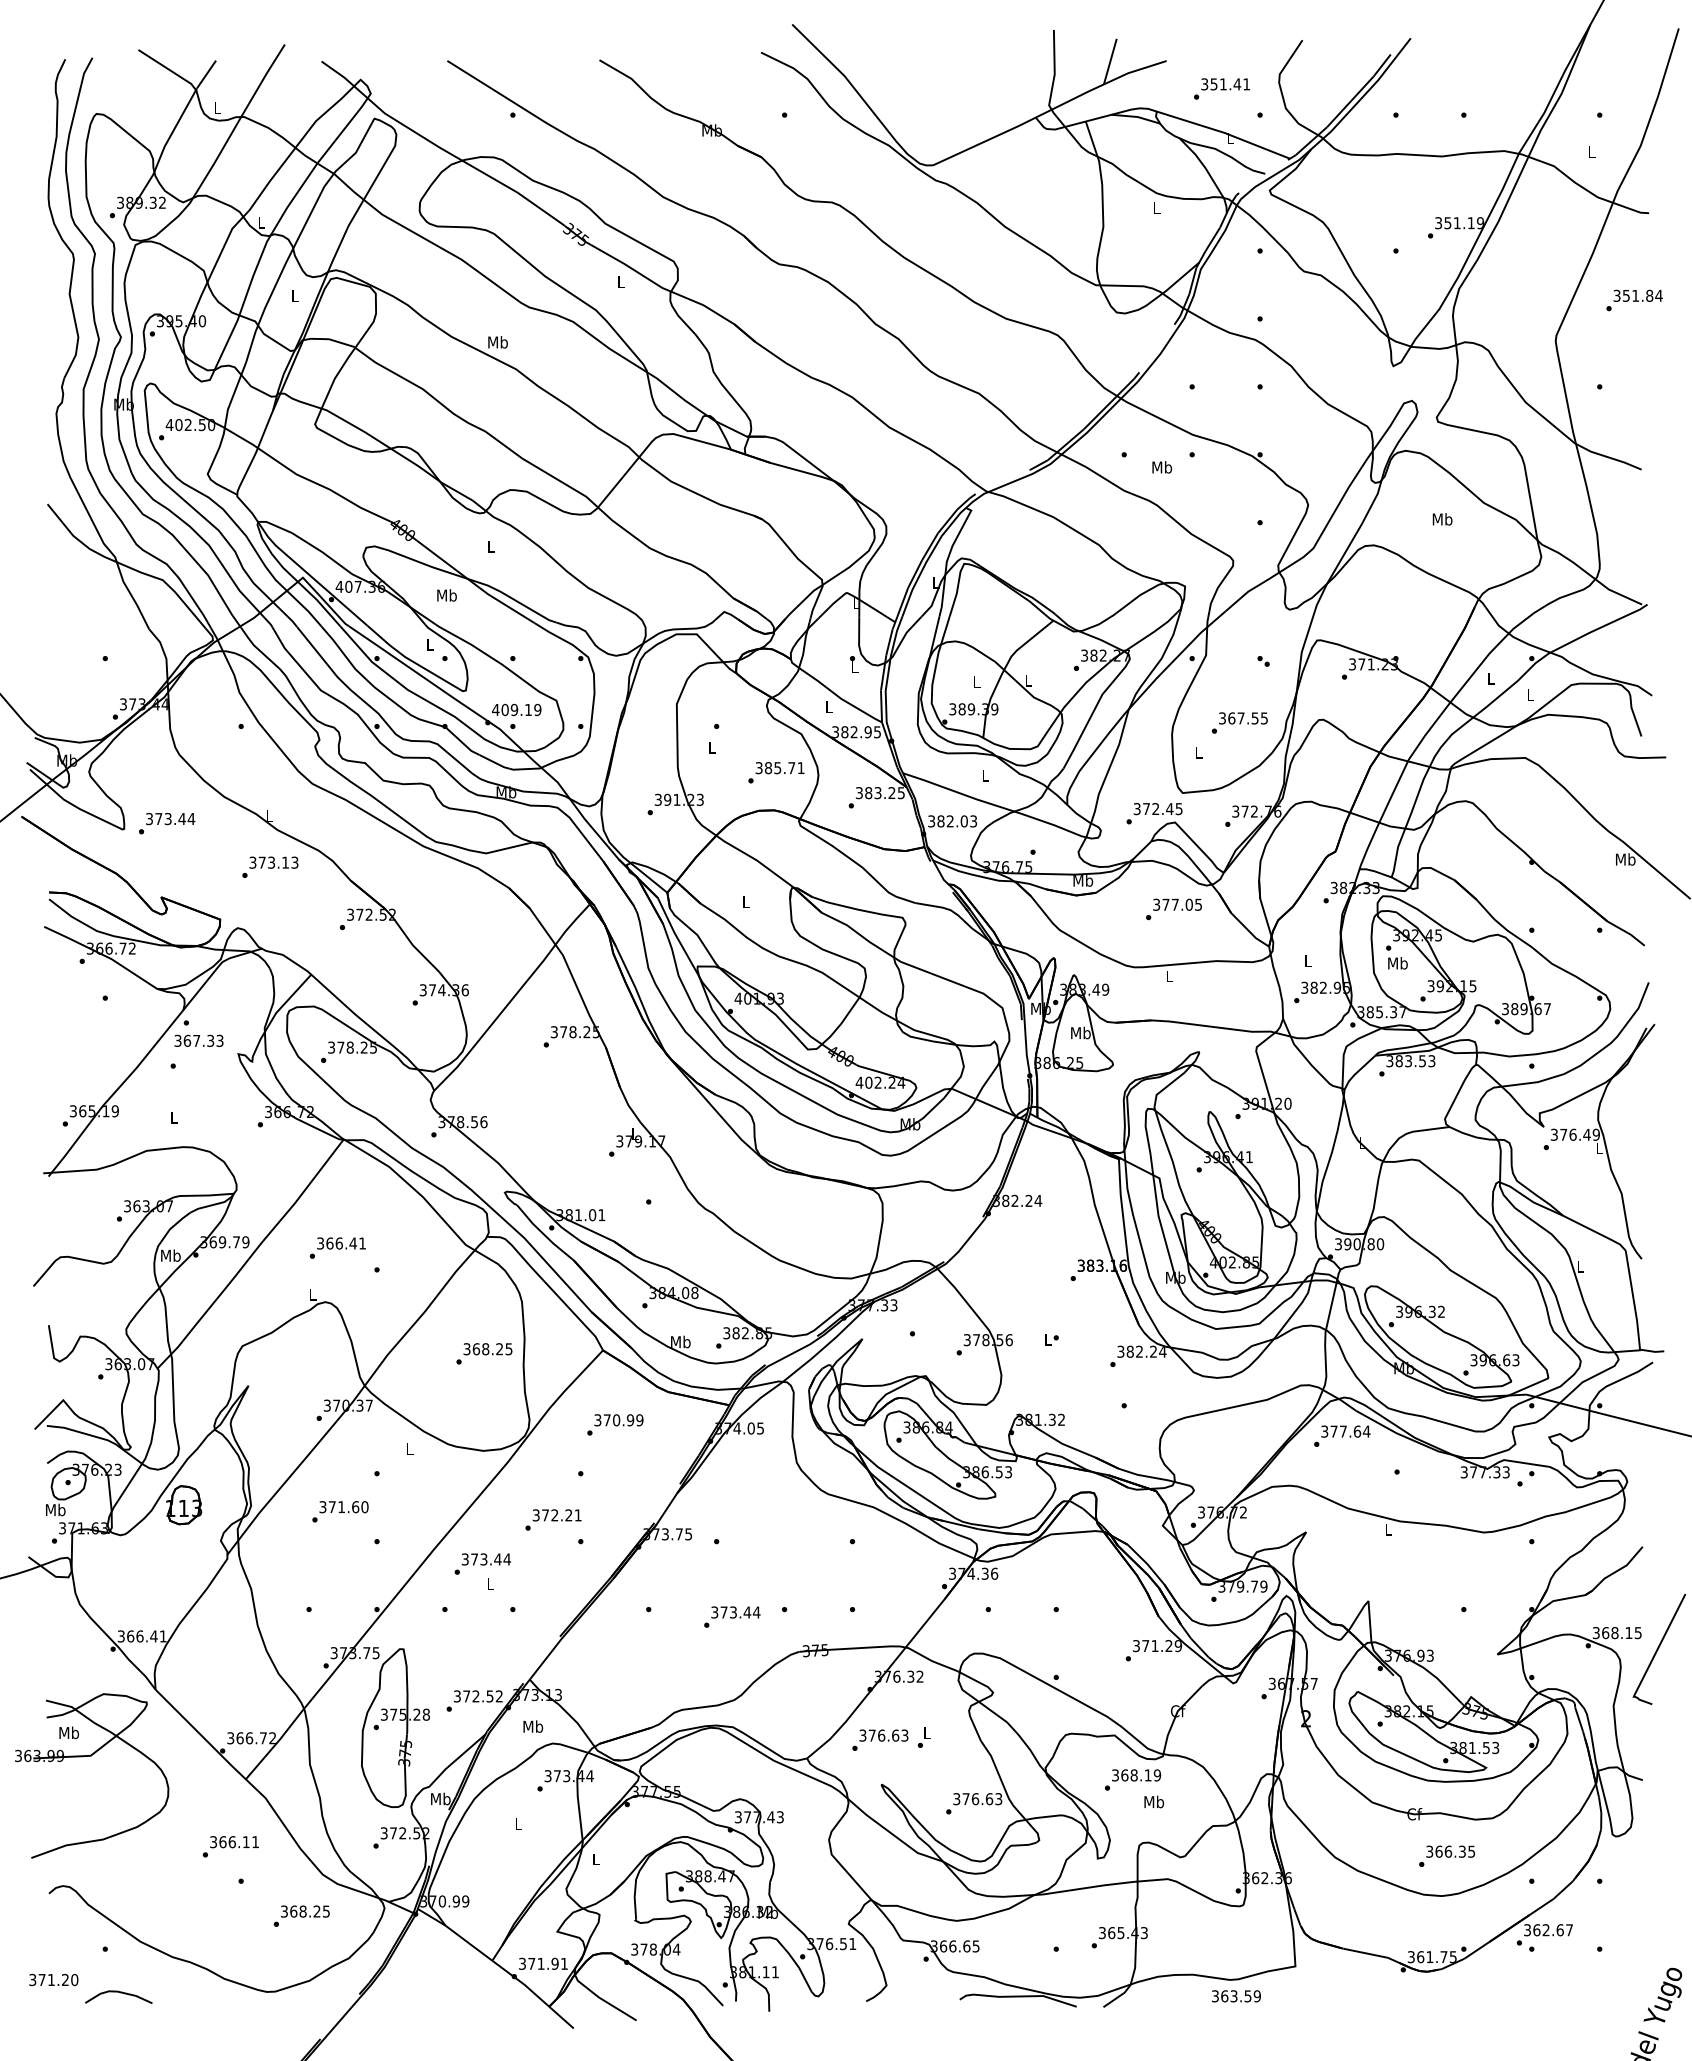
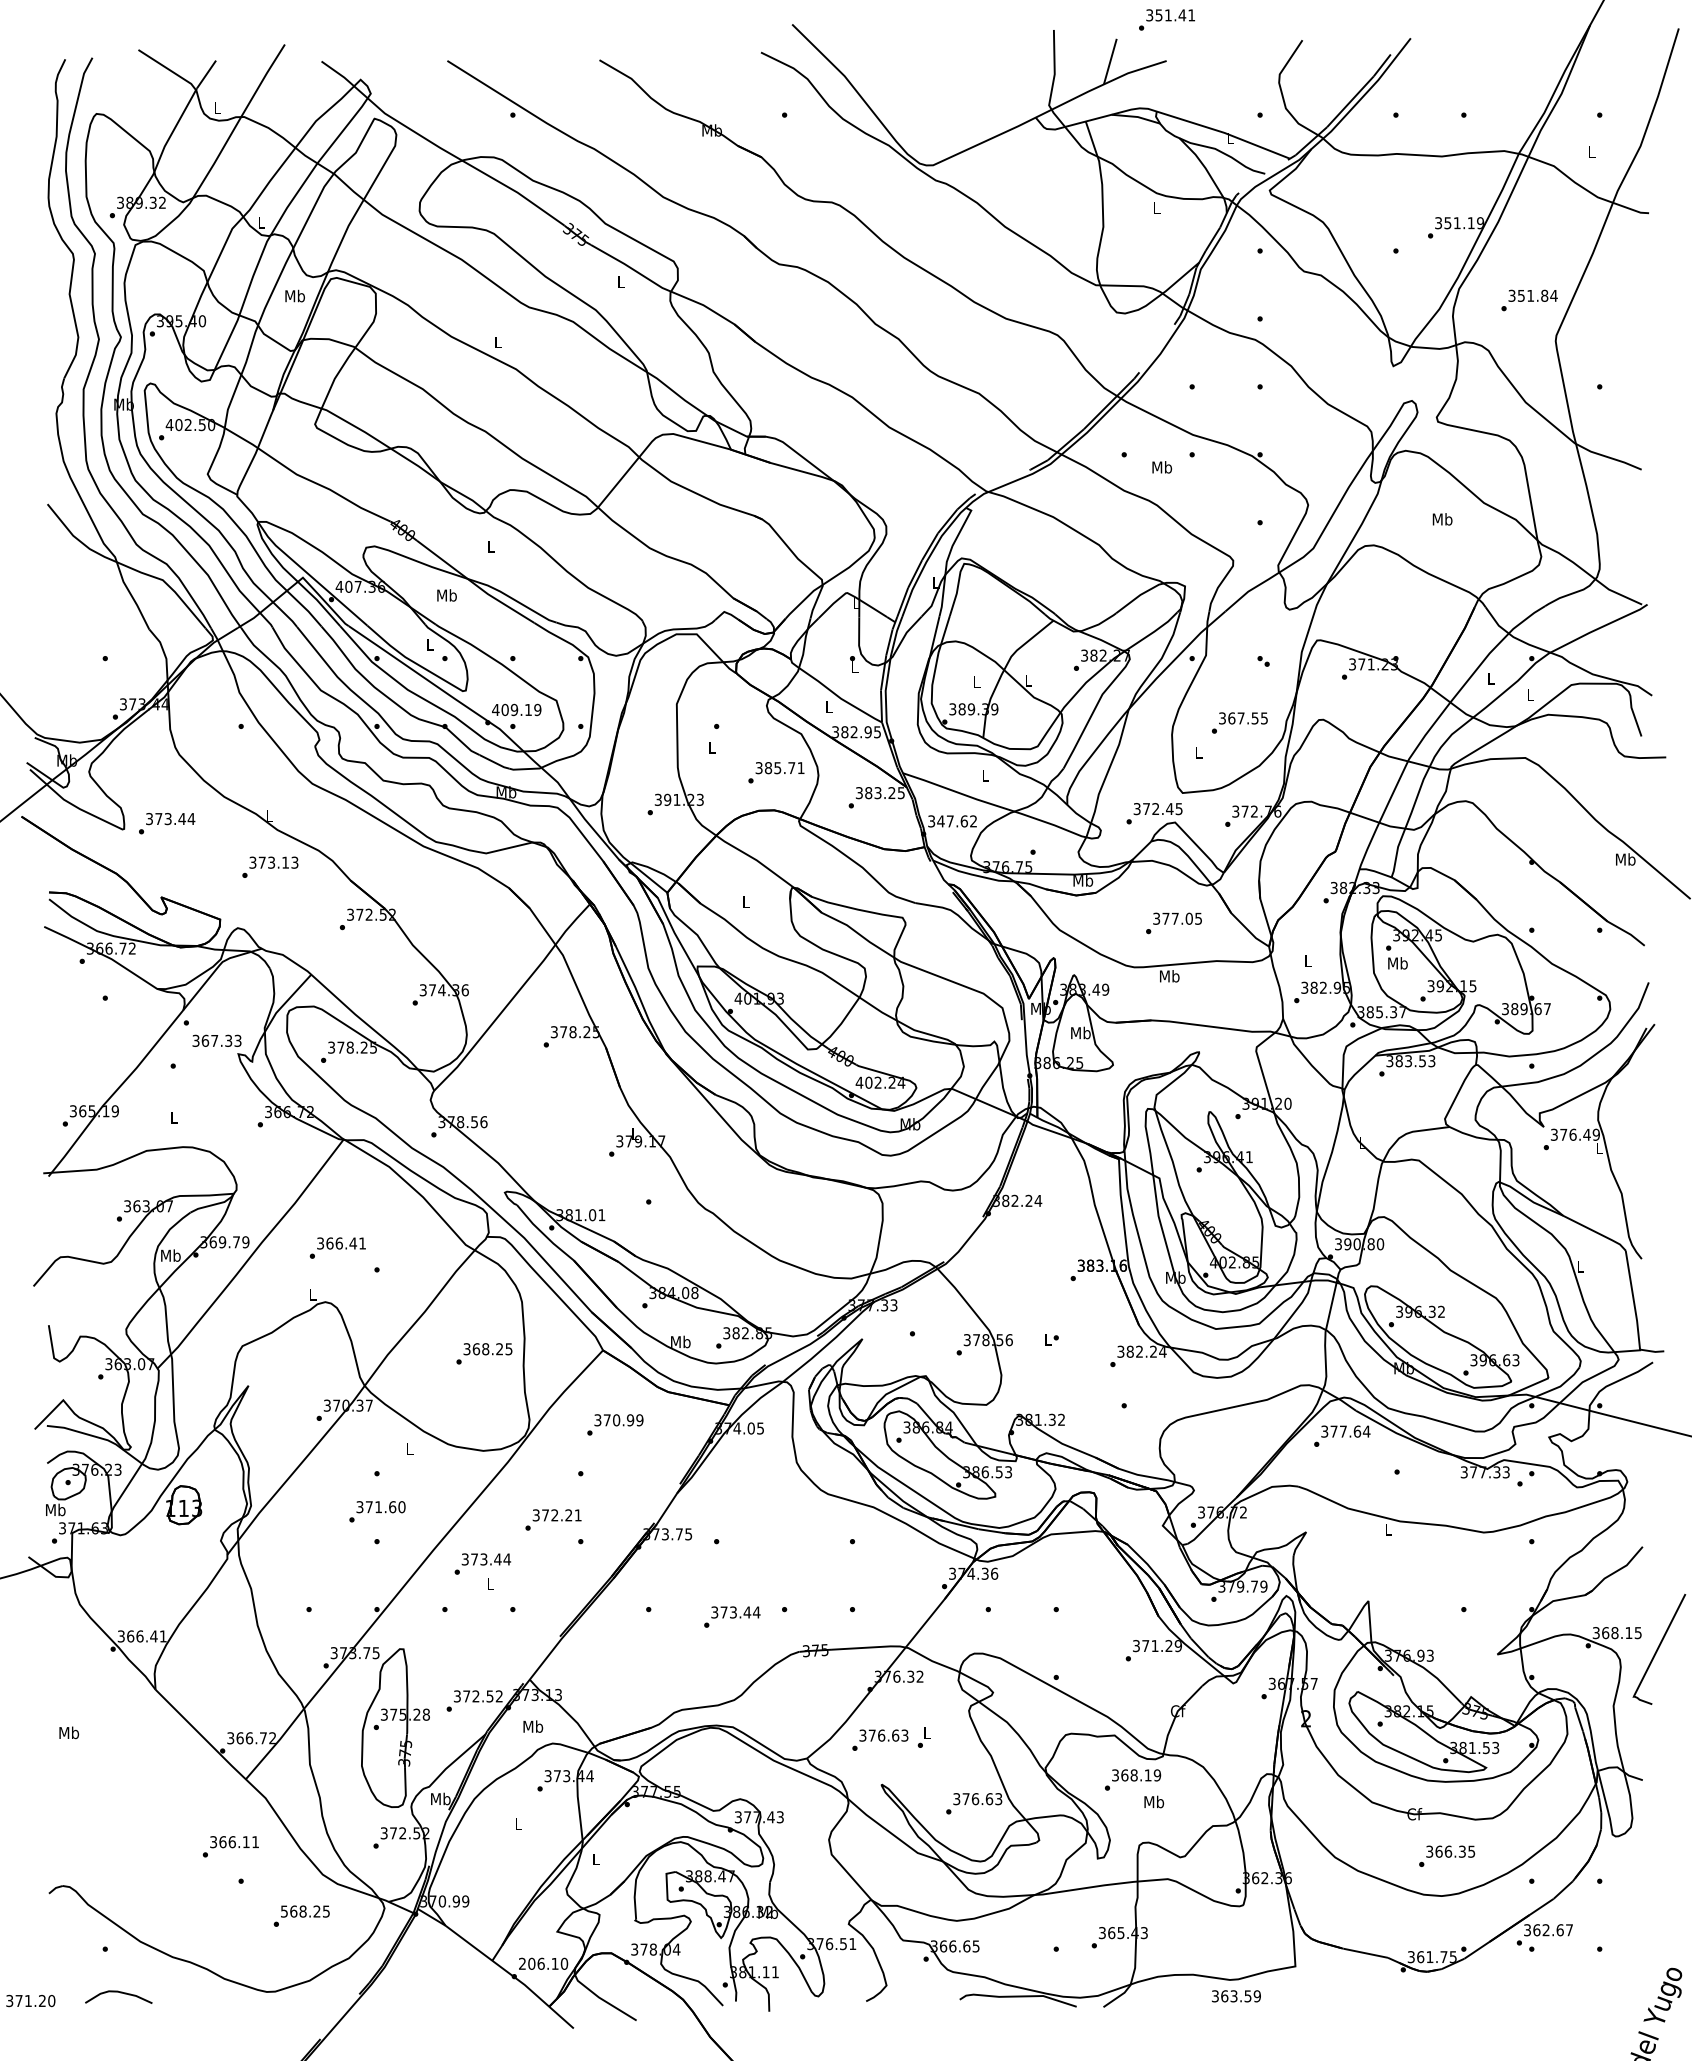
text position: (1221, 88) -> (1166, 19) (1166, 19)
text: L -> Mb (294, 295)
text position: (1634, 300) -> (1529, 300) (1529, 300)
text: Mb -> L (497, 342)
text: 382.03 -> 347.62 (957, 821)
text position: (1173, 909) -> (1173, 923) (1173, 923)
text: L -> Mb (1169, 976)
text position: (198, 1040) -> (216, 1040) (216, 1040)
text position: (340, 1511) -> (377, 1511) (377, 1511)
part: present -> none (91, 1756)
text: 368.25 -> 568.25 (284, 1910)
text: 371.91 -> 206.10 (543, 1963)
text position: (53, 1979) -> (30, 2000) (30, 2000)
